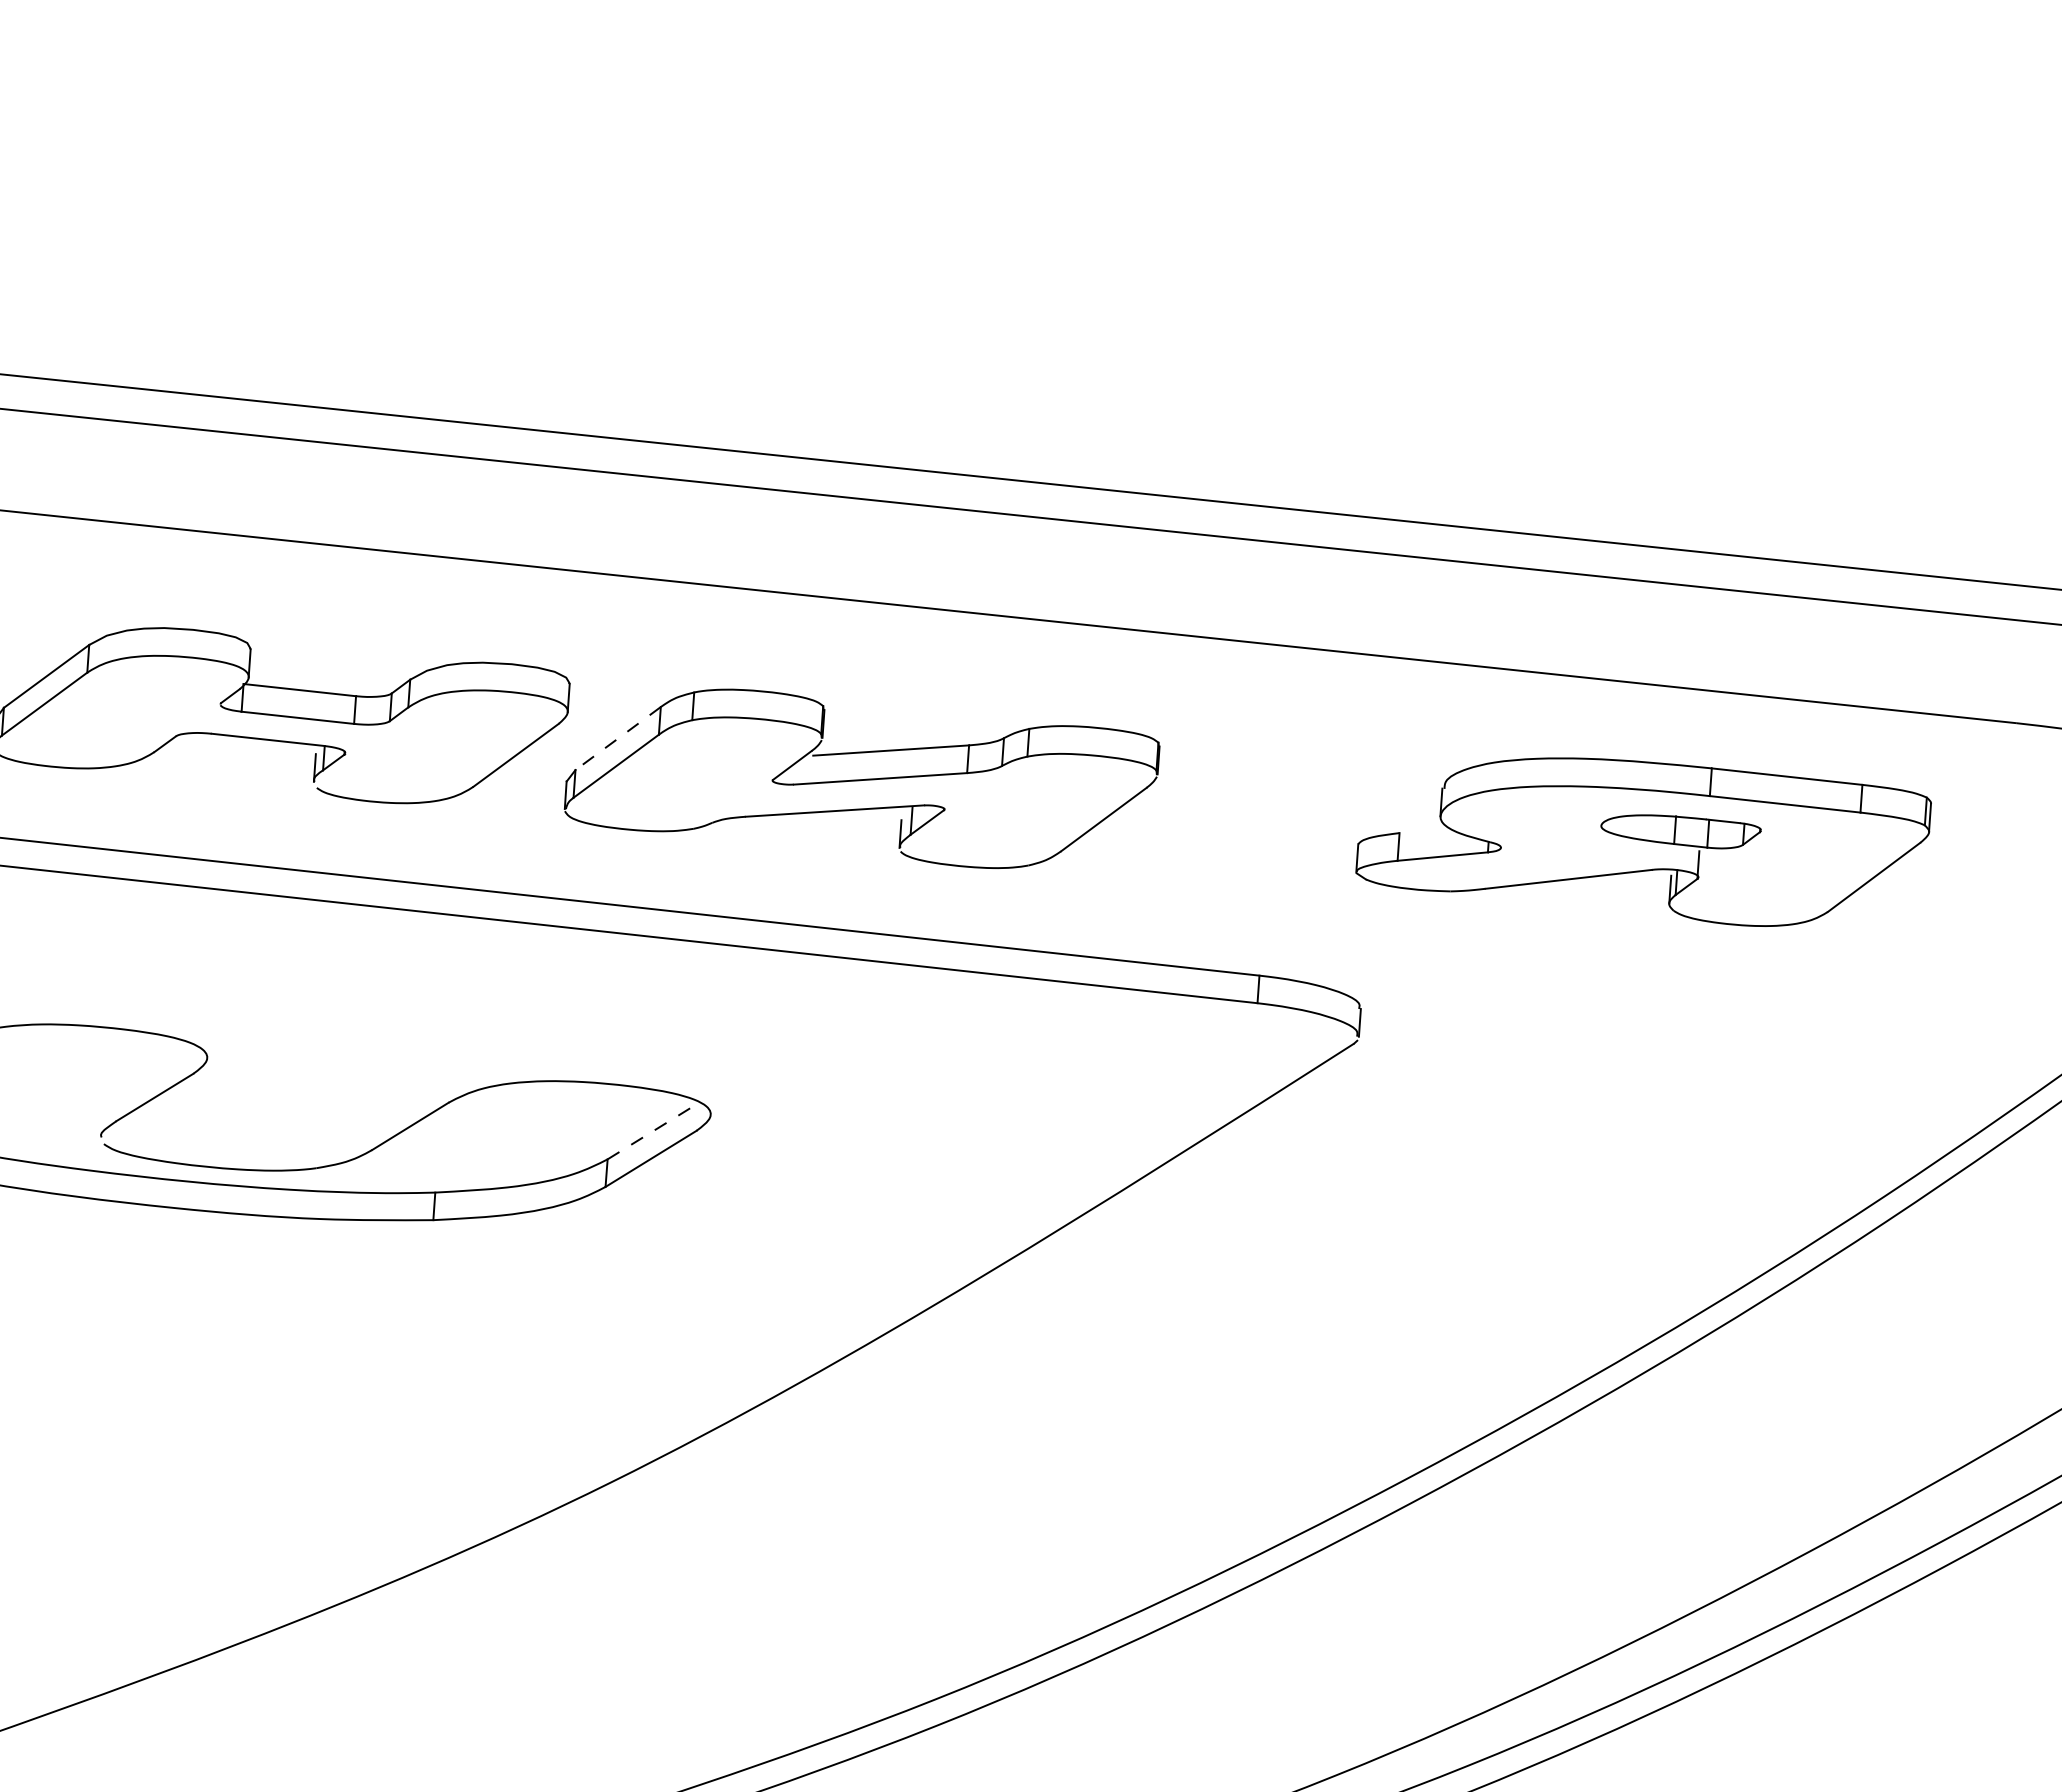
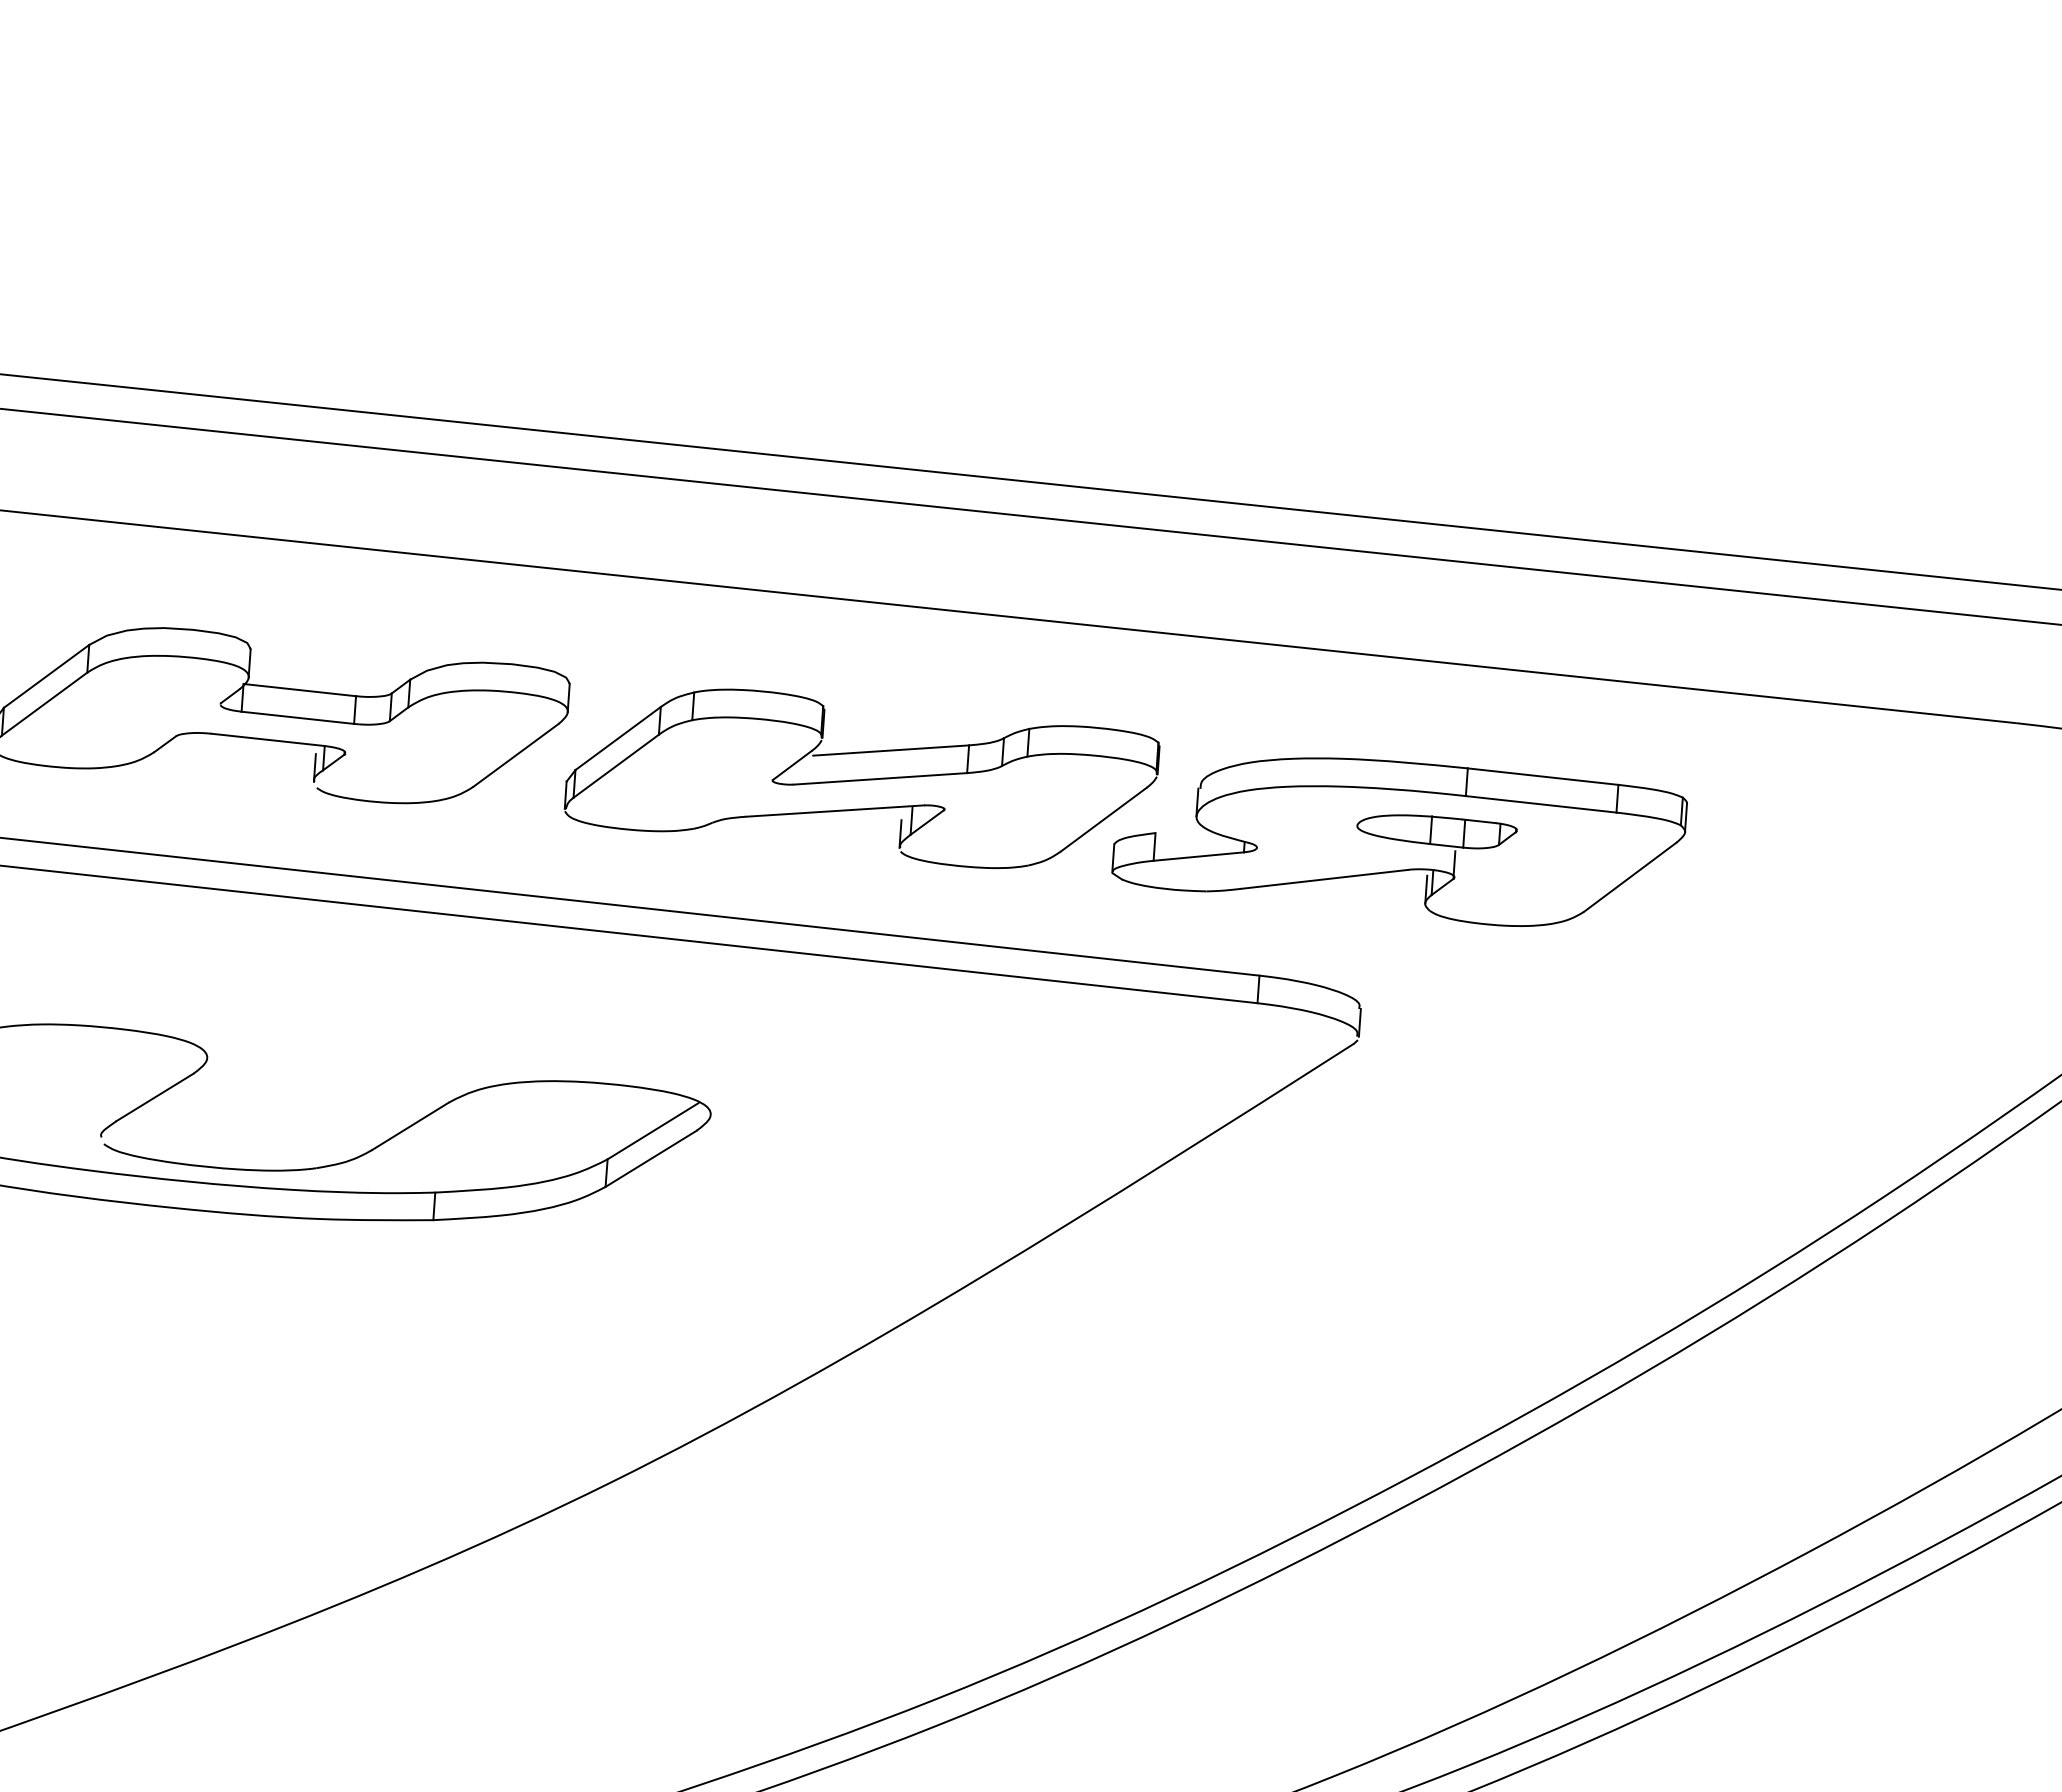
line: dashed -> solid (617, 738)
part position: (1643, 841) -> (1399, 841) (1399, 841)
line: dashed -> solid (653, 1131)
